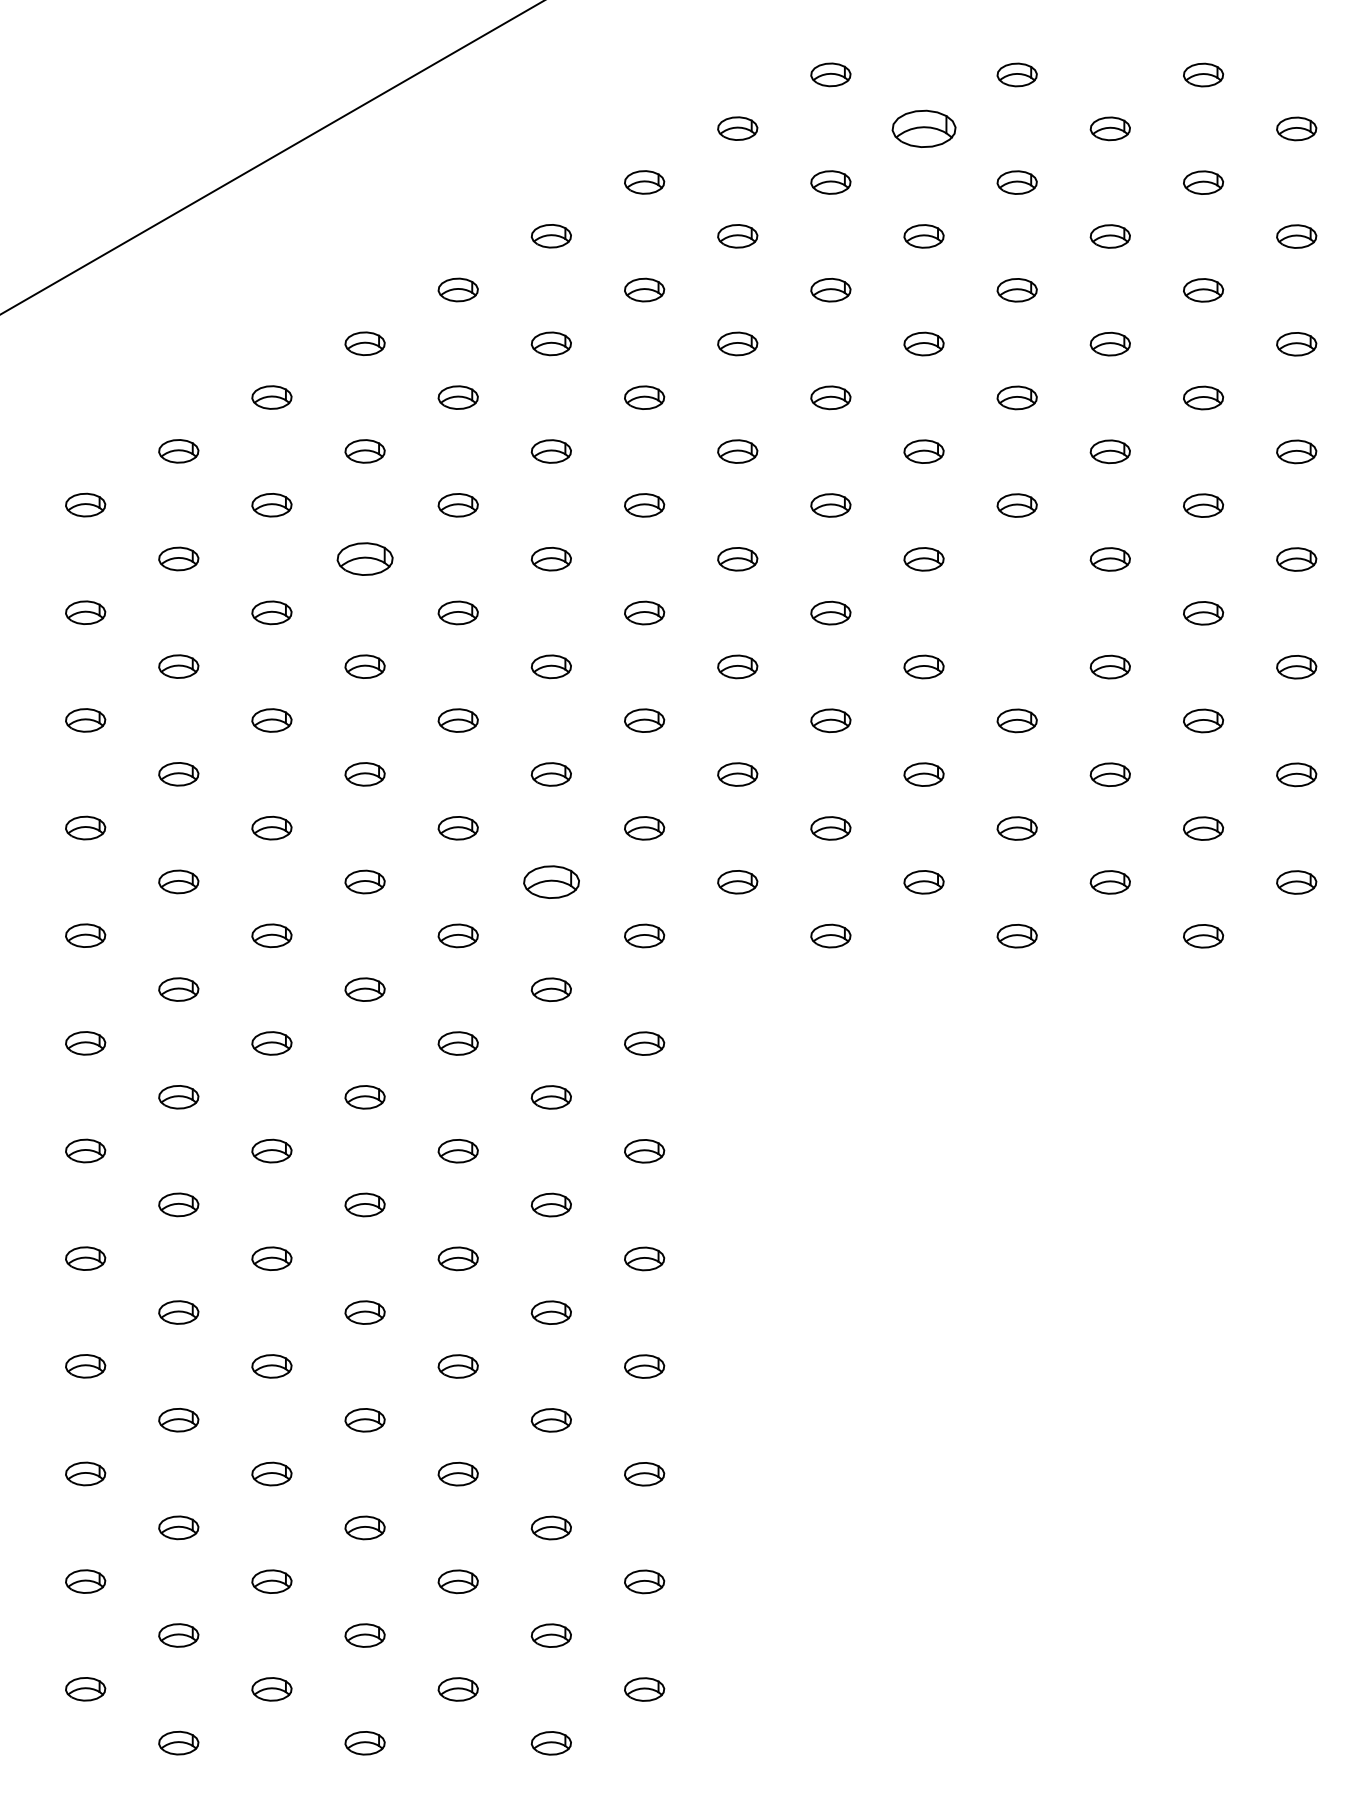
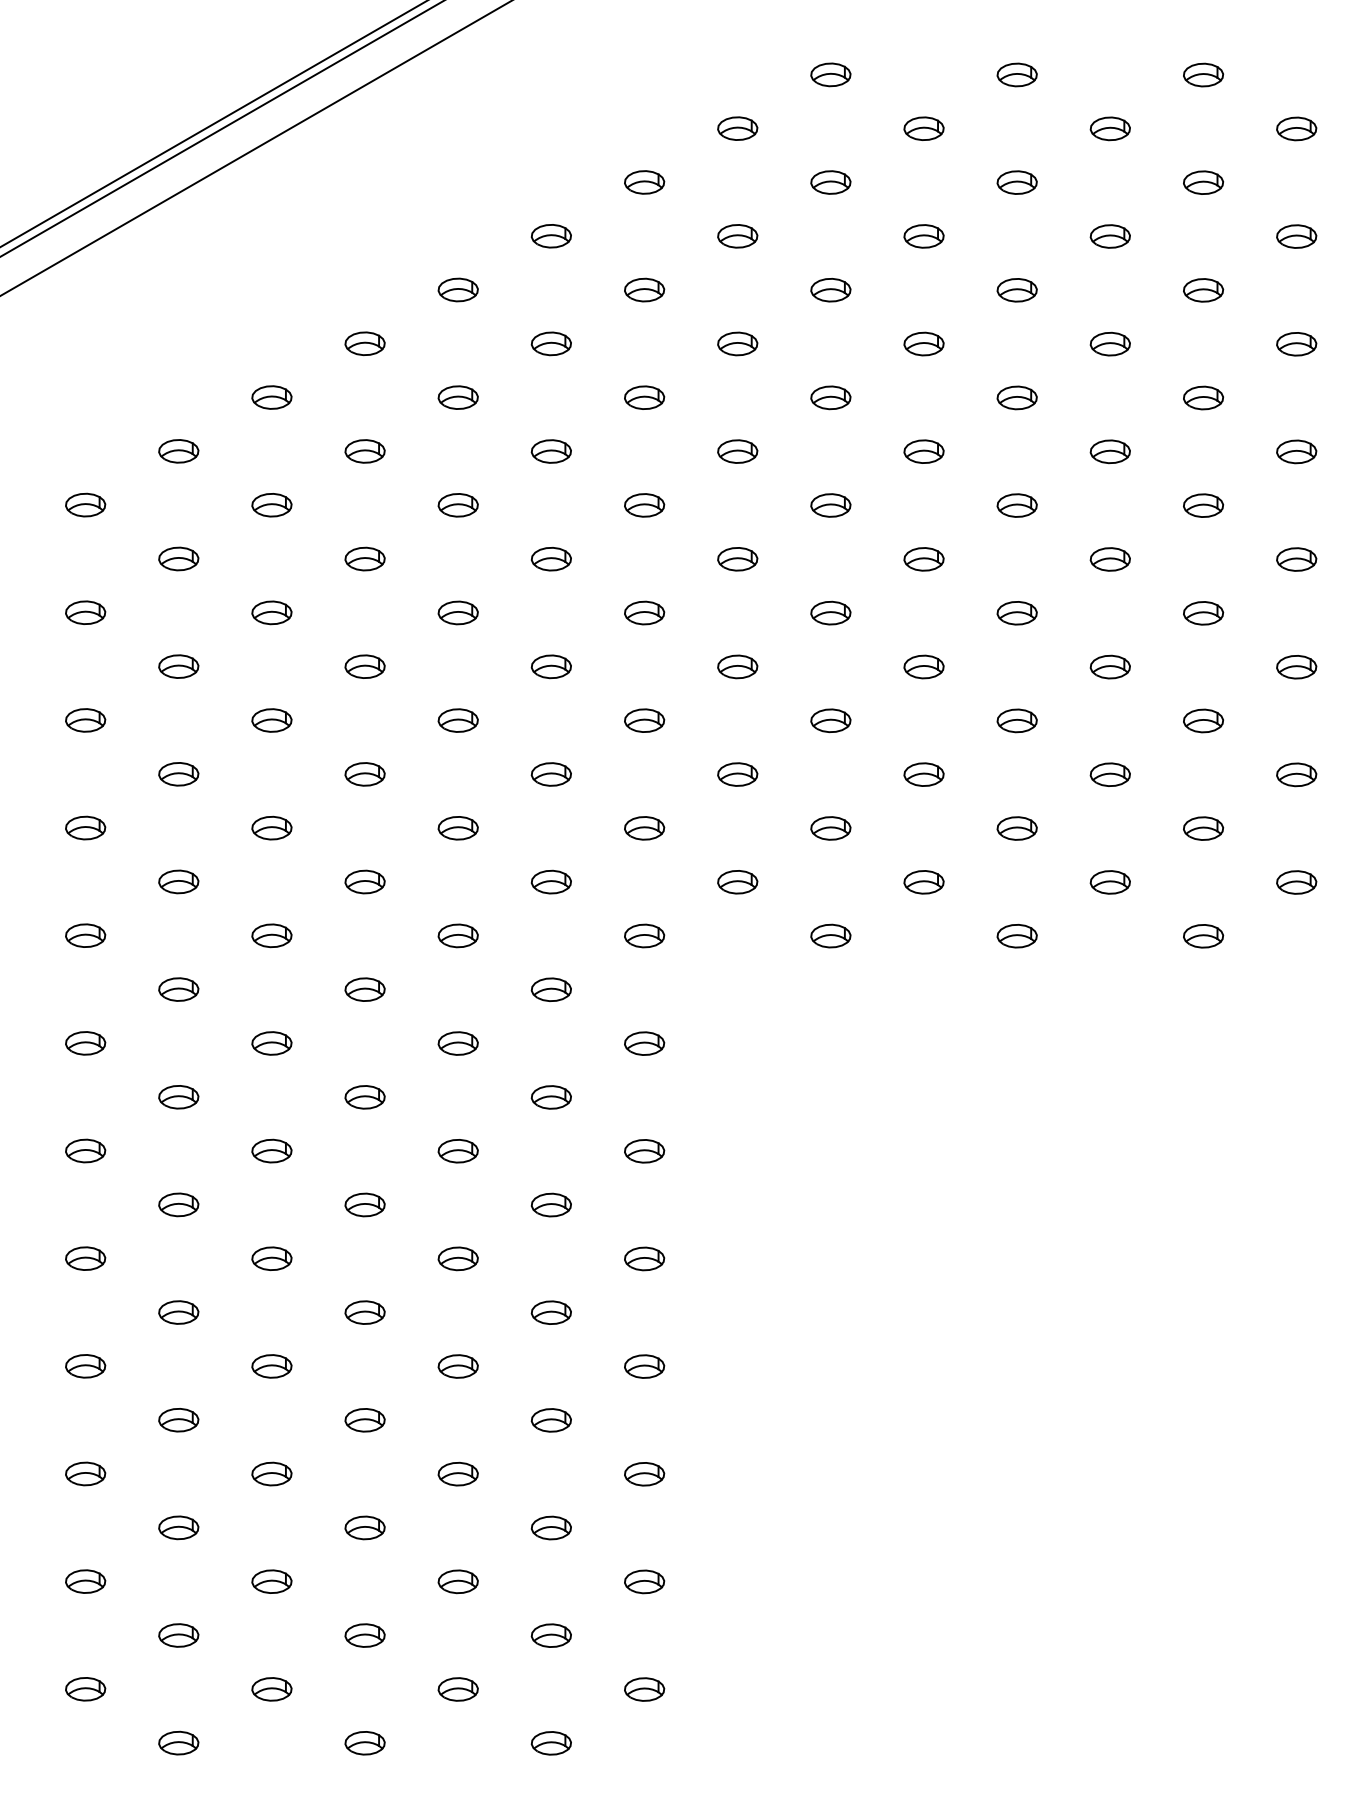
line: none -> present (213, 124)
line: none -> present (221, 128)
part size: 66x39 px -> 42x25 px (923, 128)
line position: (271, 157) -> (255, 148) (255, 148)
part size: 58x34 px -> 42x26 px (364, 558)
part: none -> present (1016, 613)
part size: 57x34 px -> 42x26 px (550, 881)
